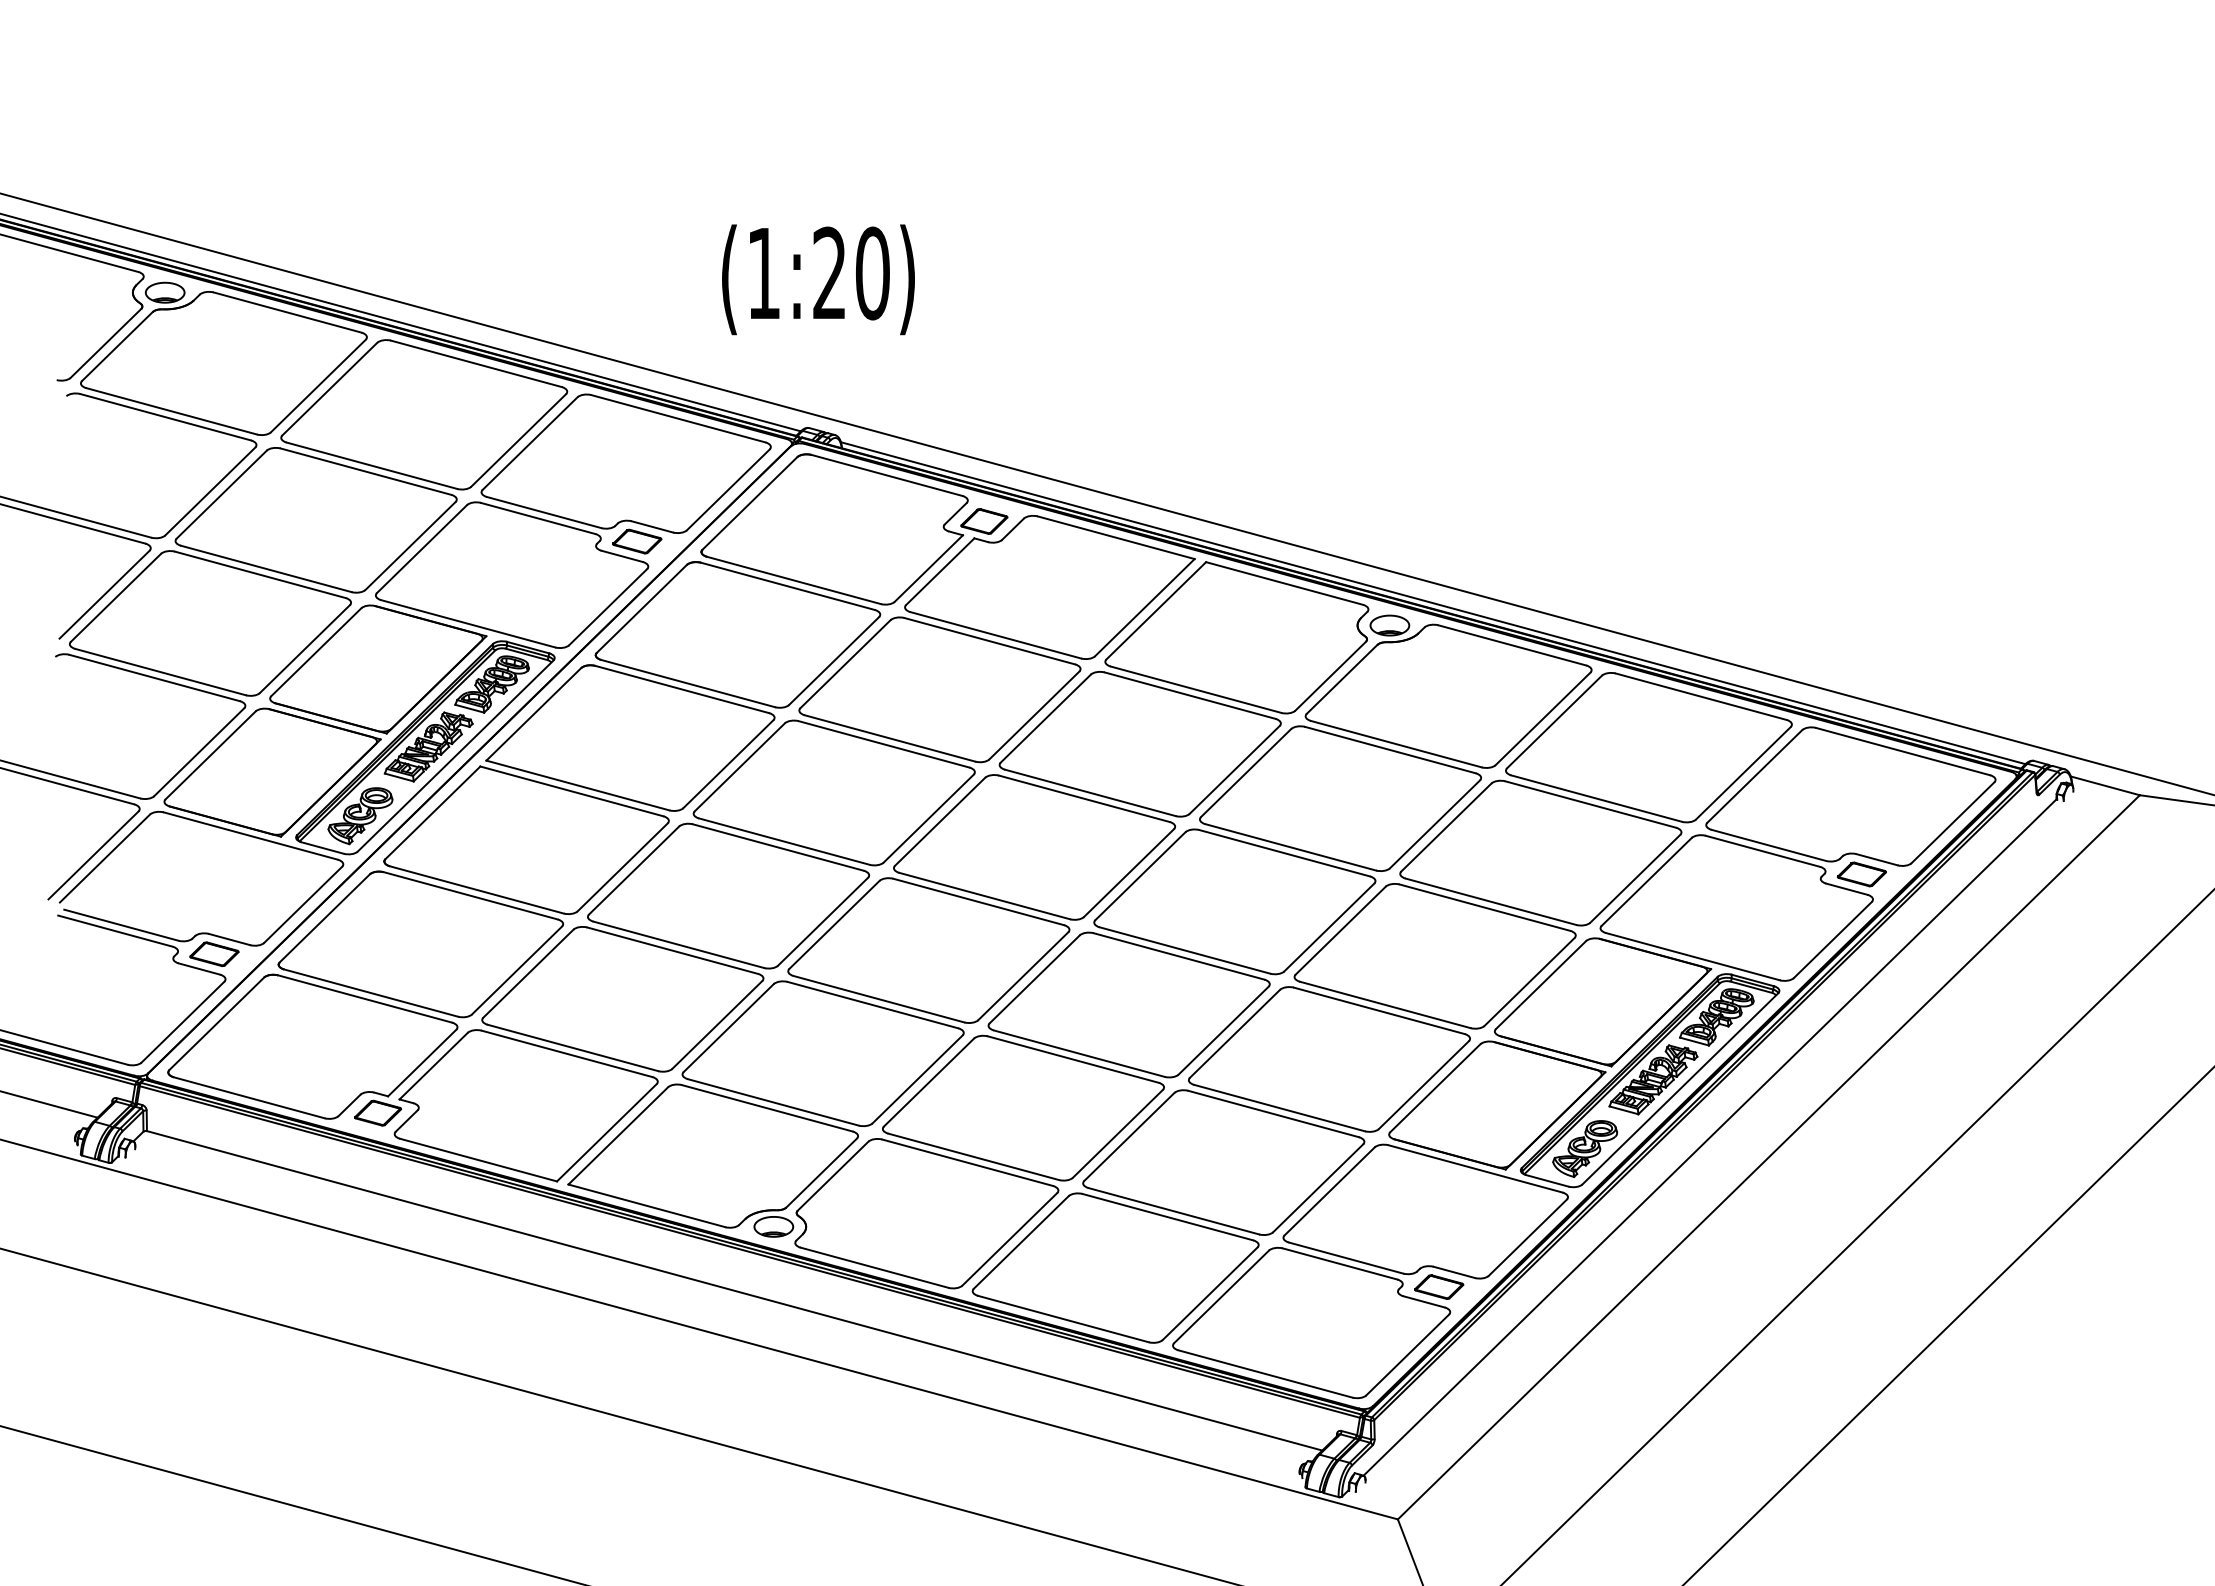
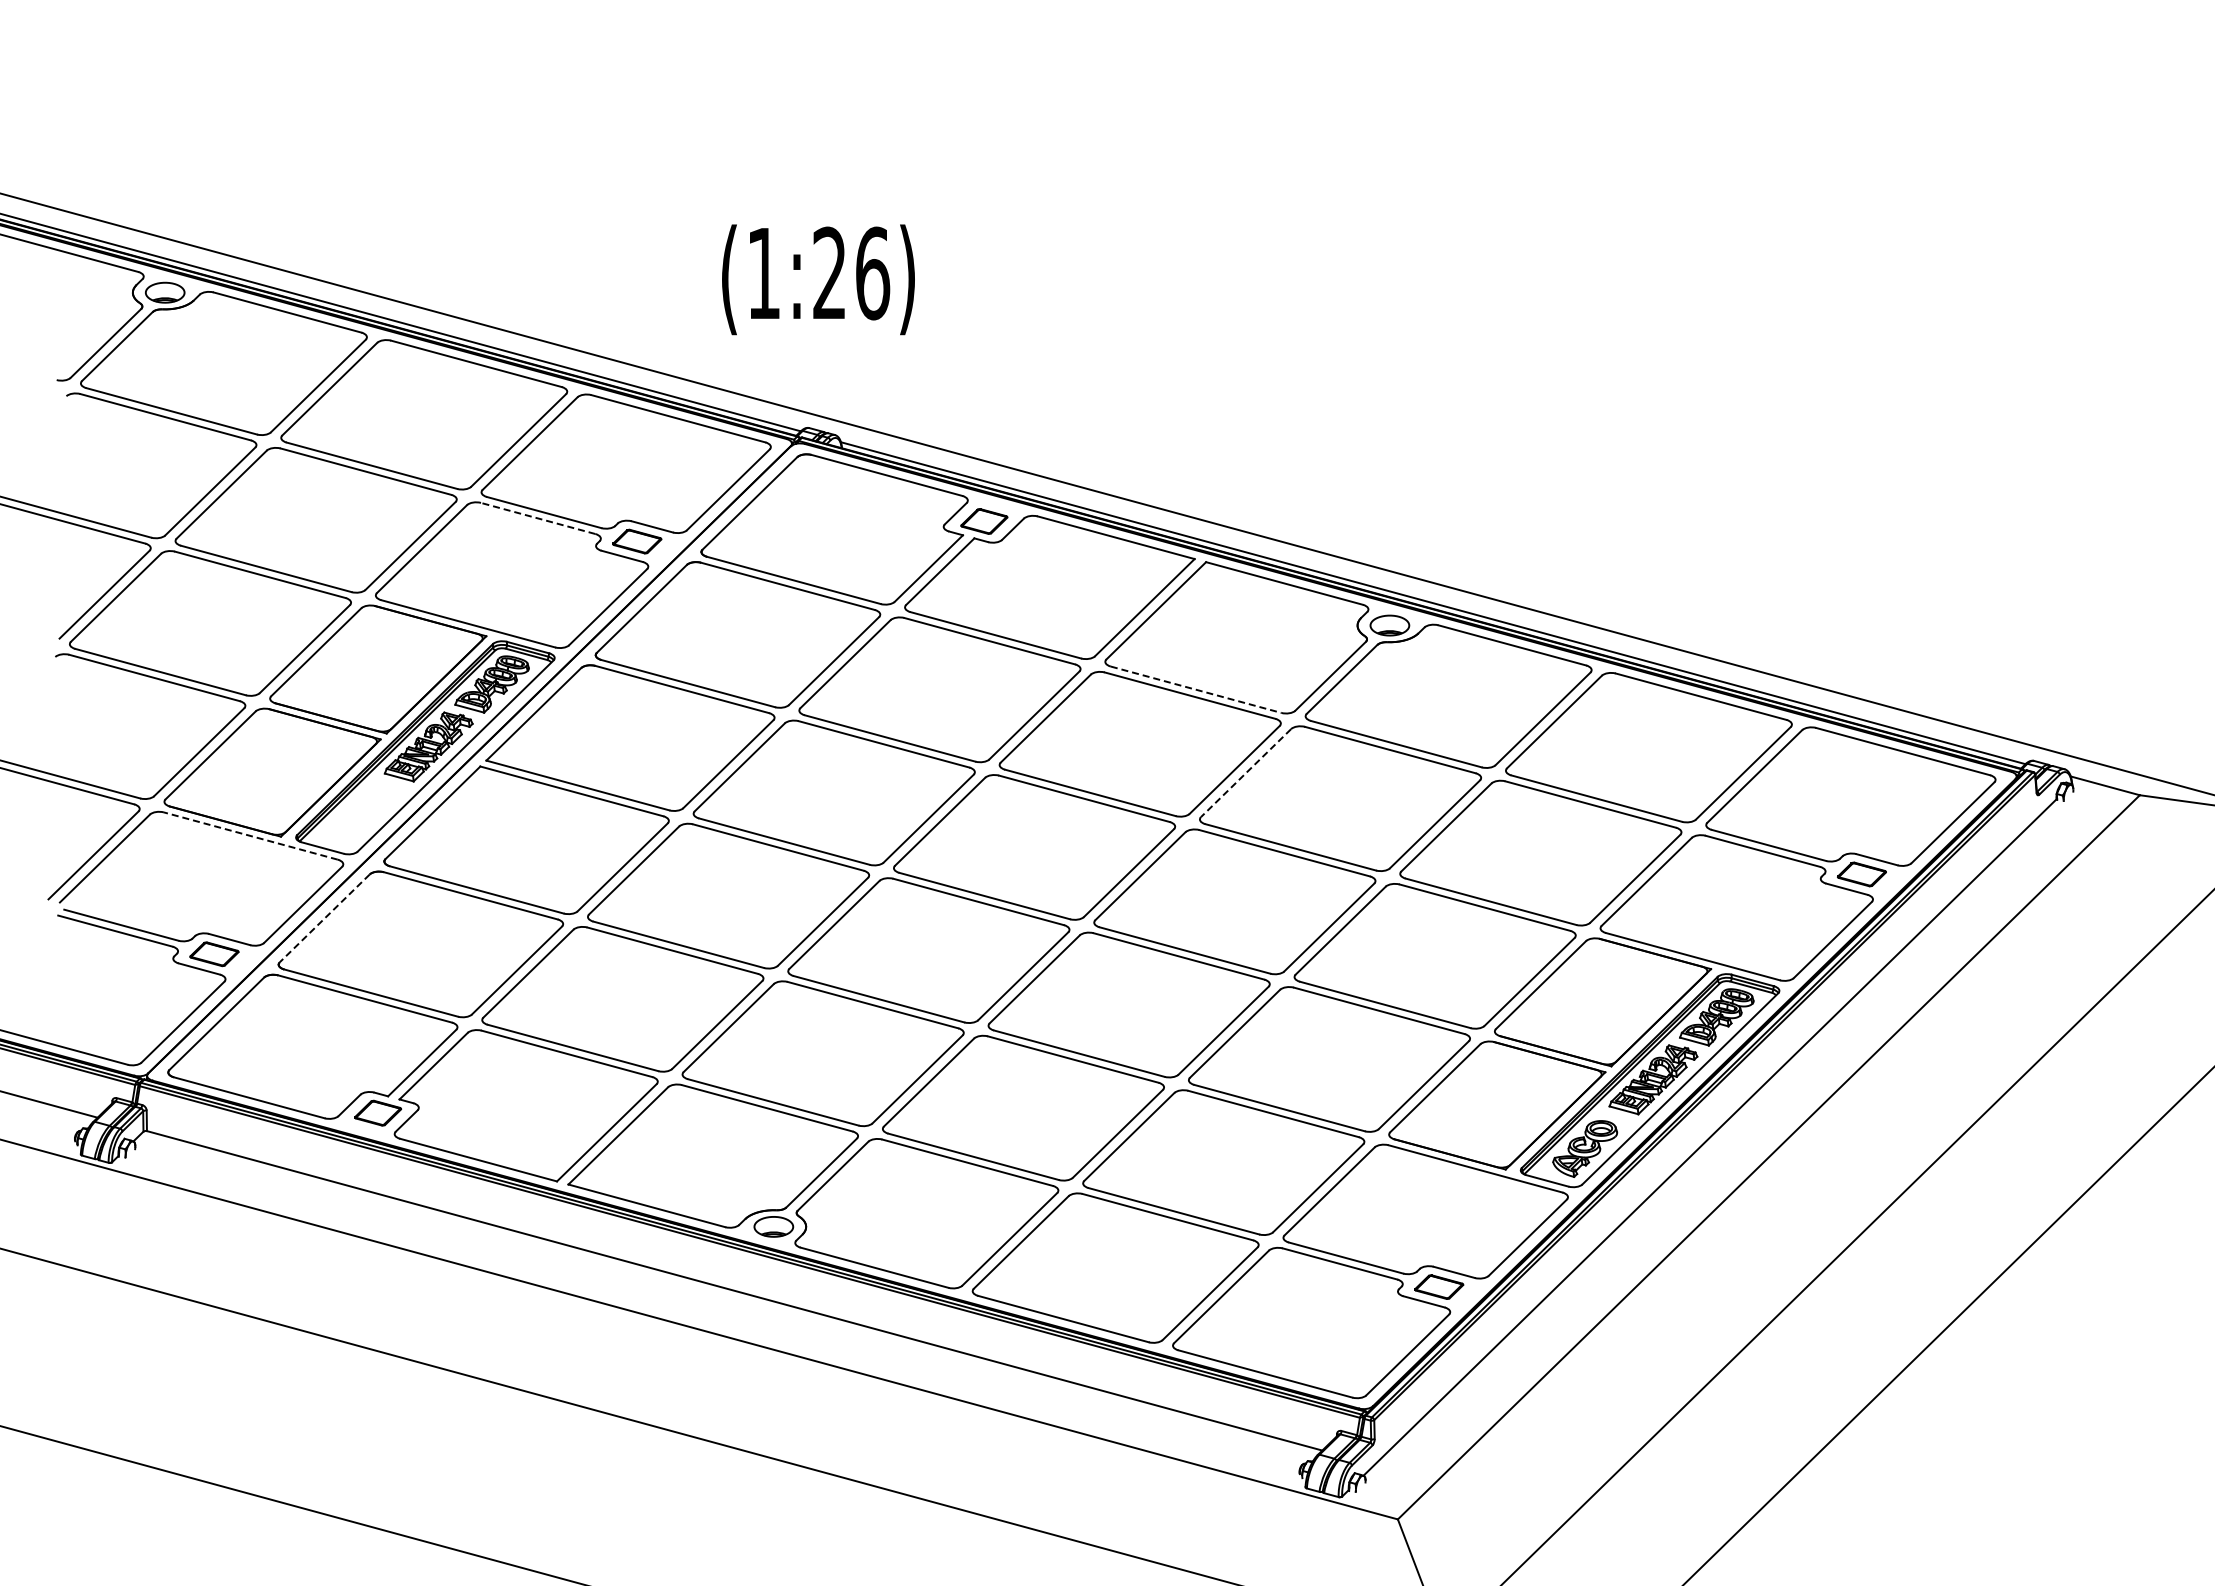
text: (1:20) -> (1:26) (873, 273)
line: solid -> dashed (537, 518)
line: solid -> dashed (1196, 689)
line: solid -> dashed (1246, 773)
part: present -> none (360, 816)
line: solid -> dashed (250, 835)
line: solid -> dashed (324, 918)
